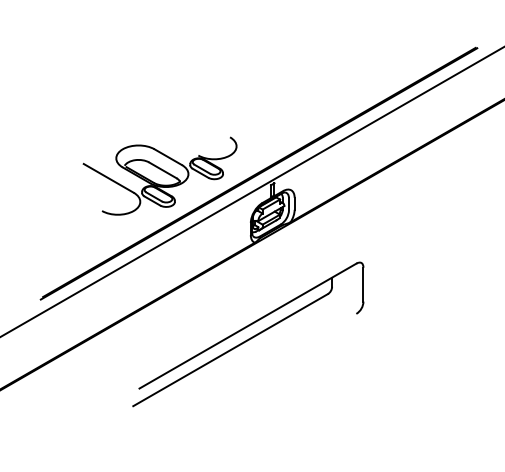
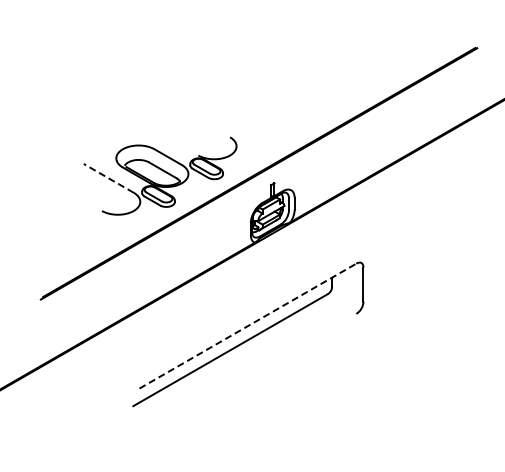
line: solid -> dashed (108, 178)
line: present -> none (251, 192)
line: solid -> dashed (248, 325)
